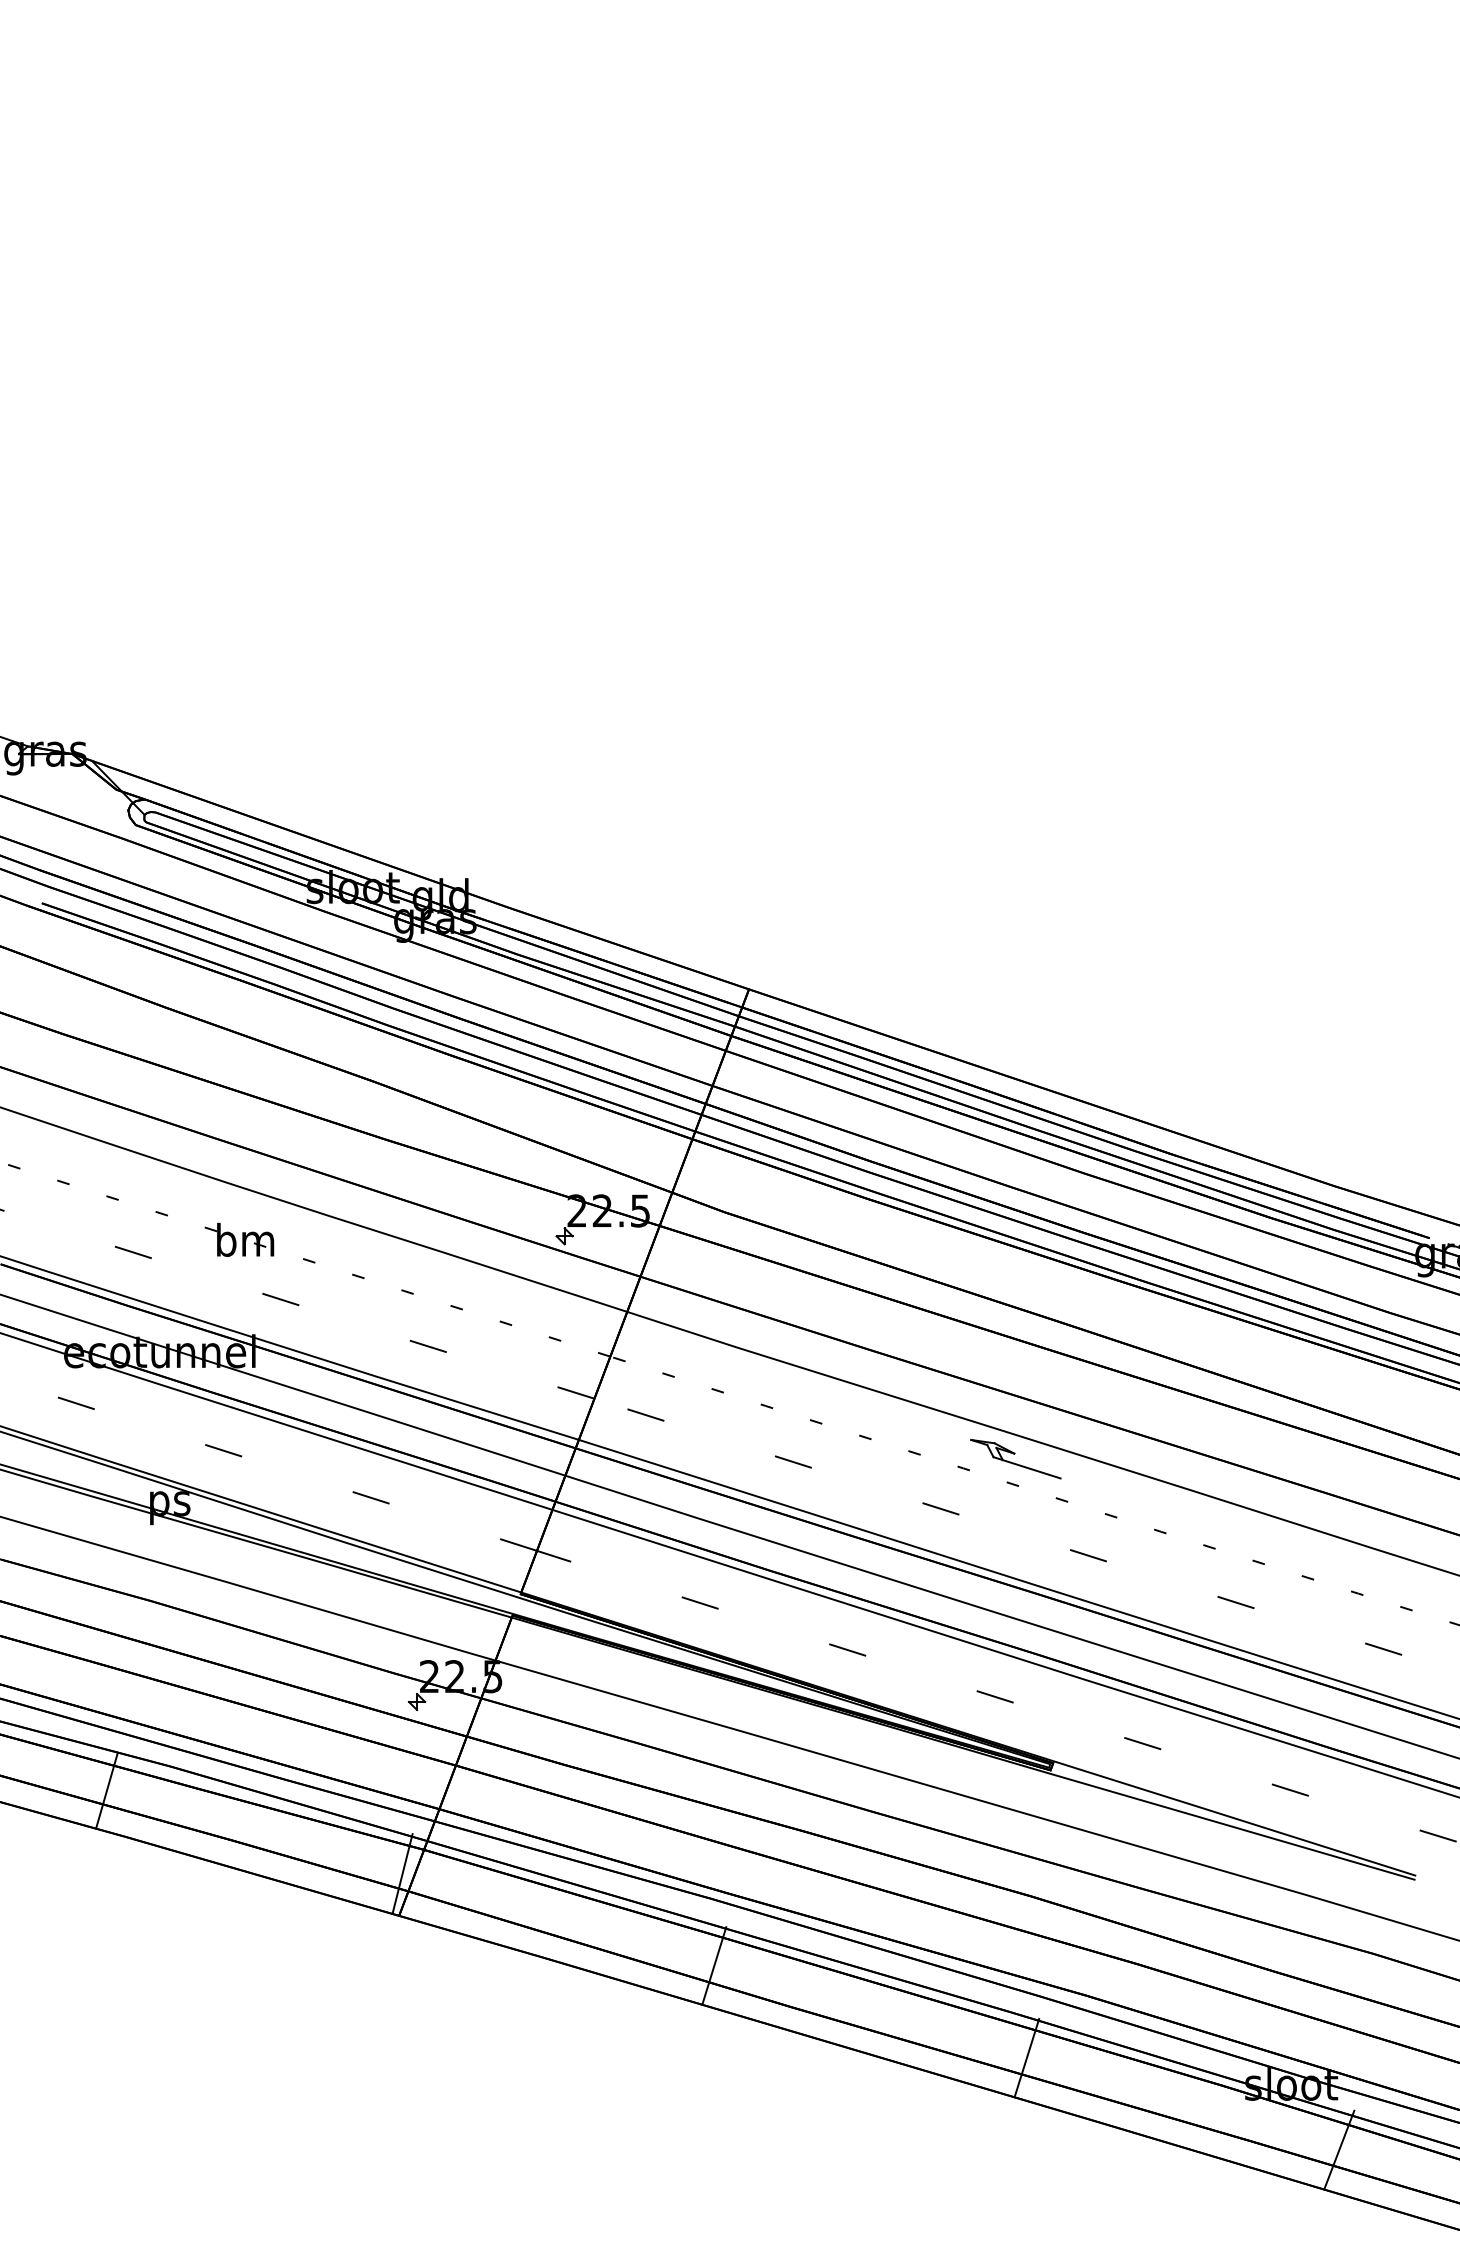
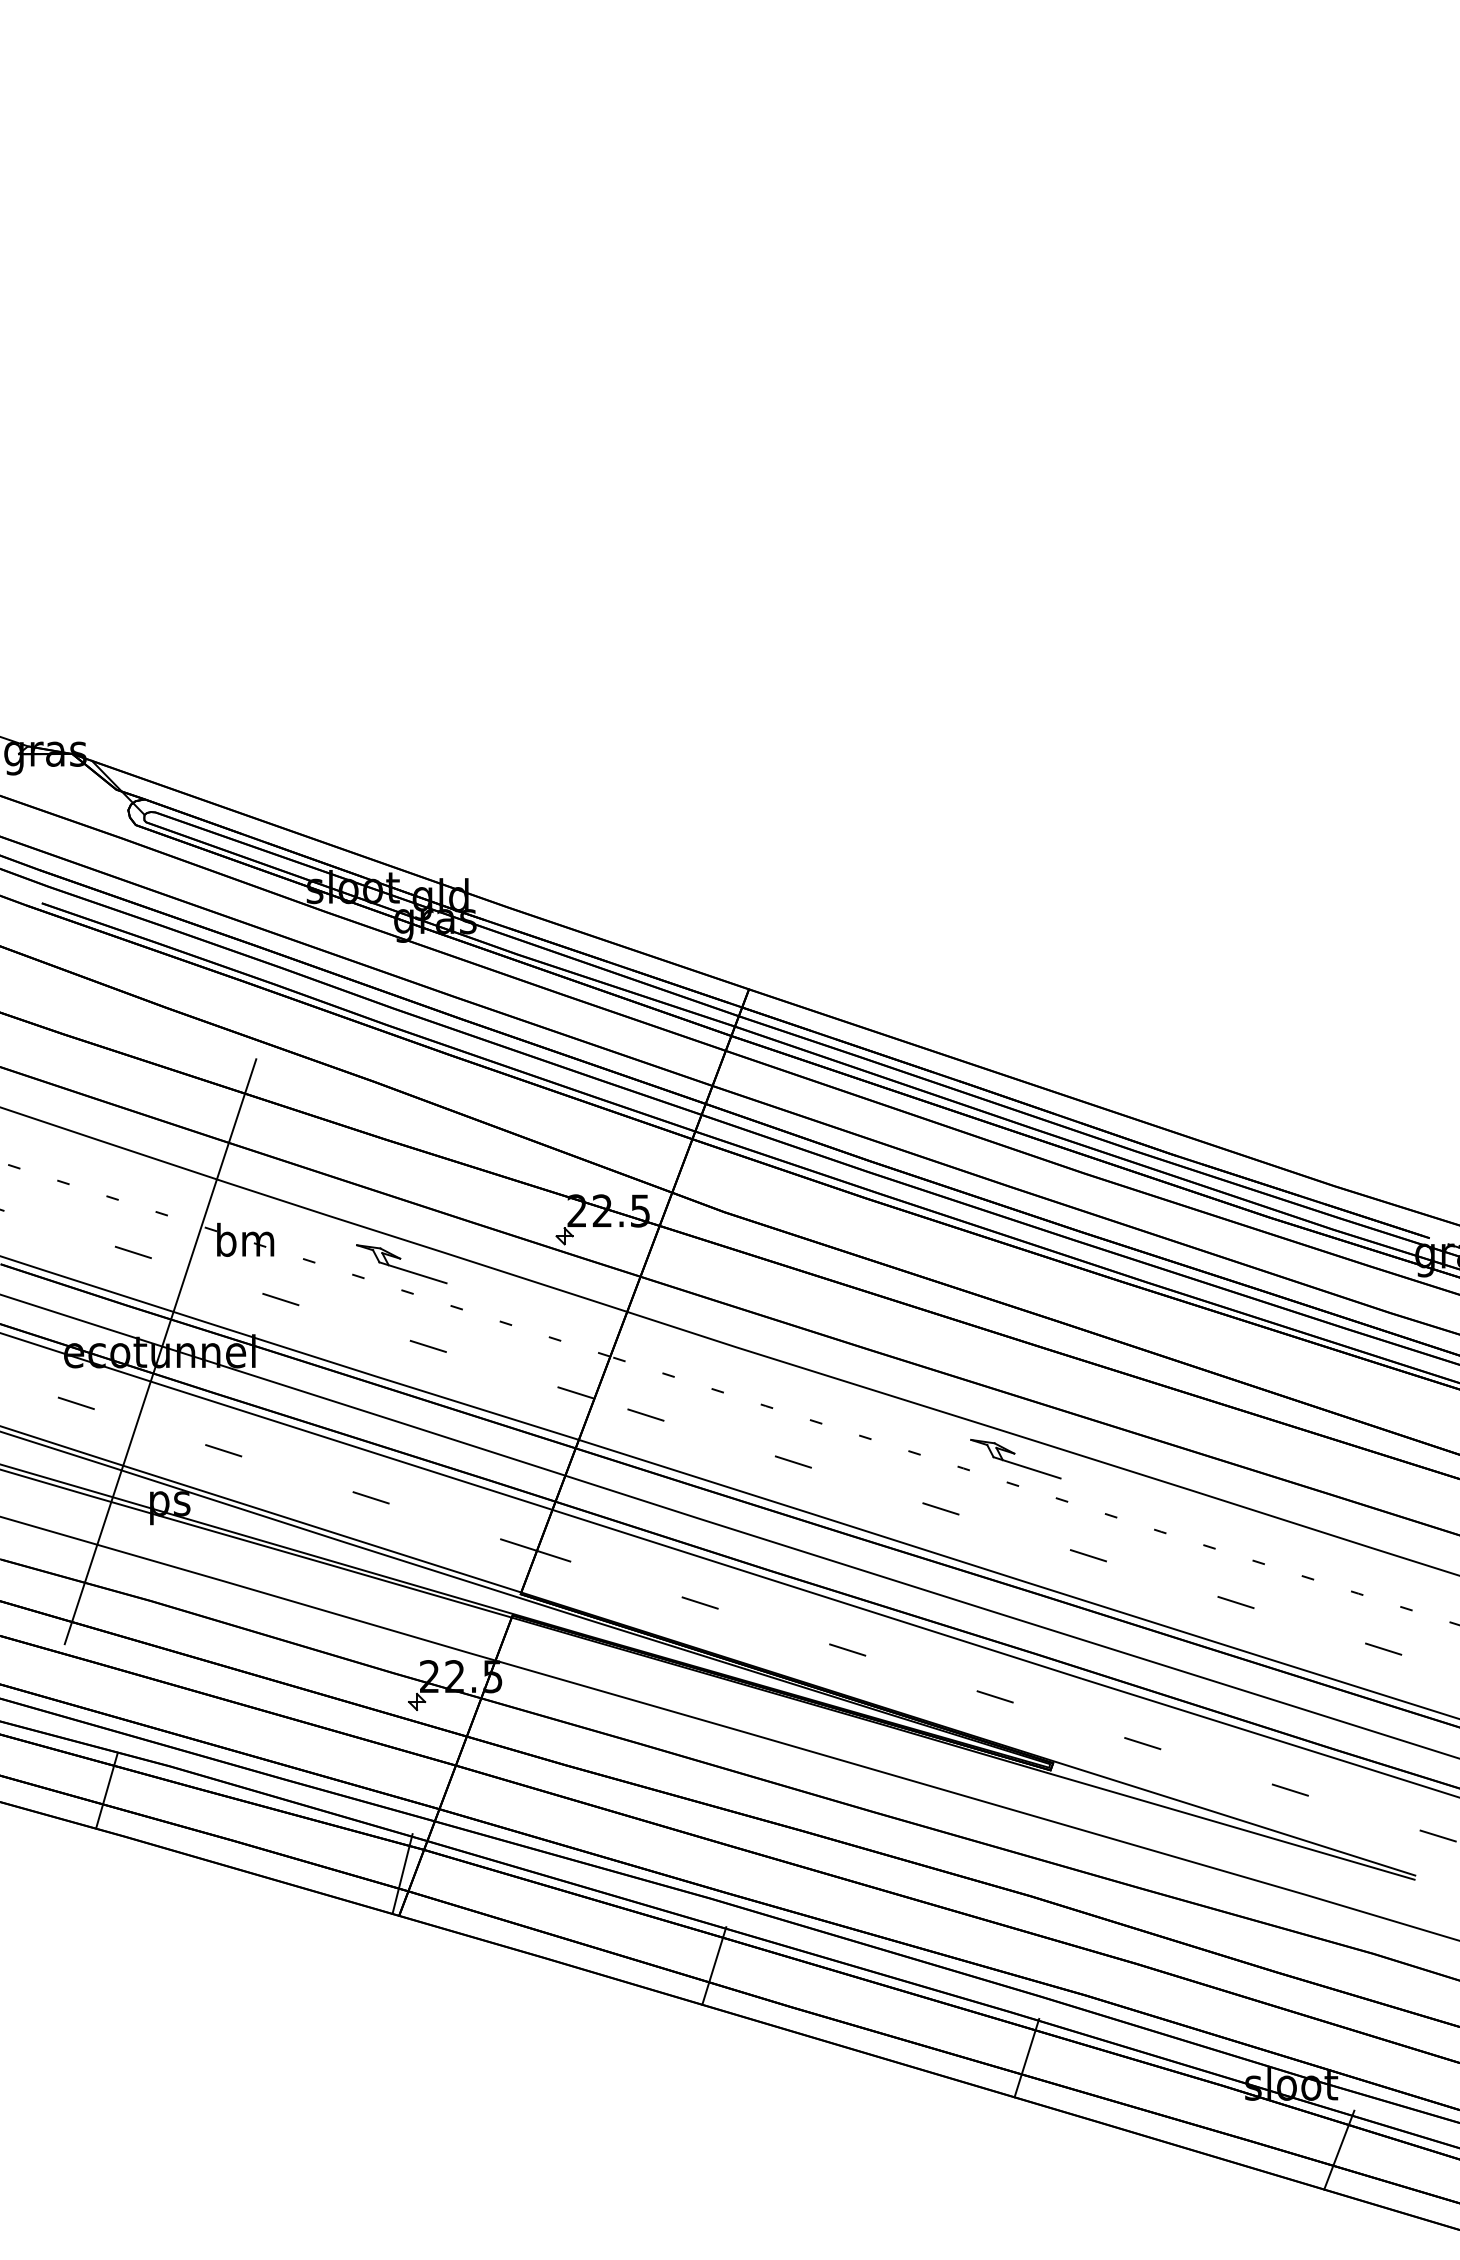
part: none -> present (401, 1264)
line: none -> present (160, 1351)
